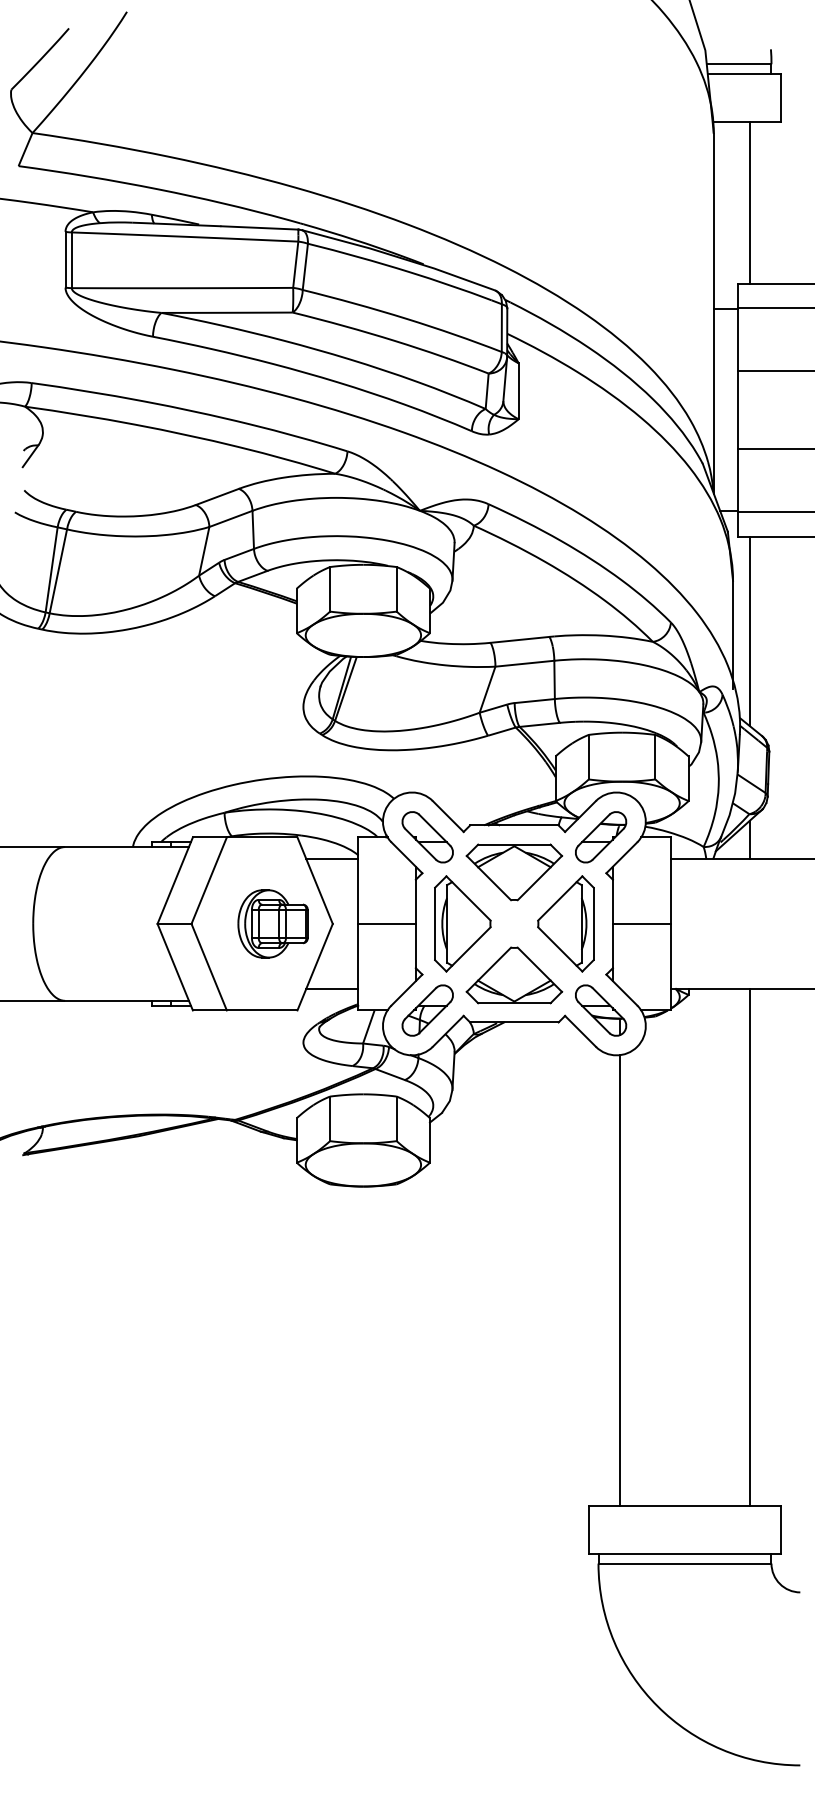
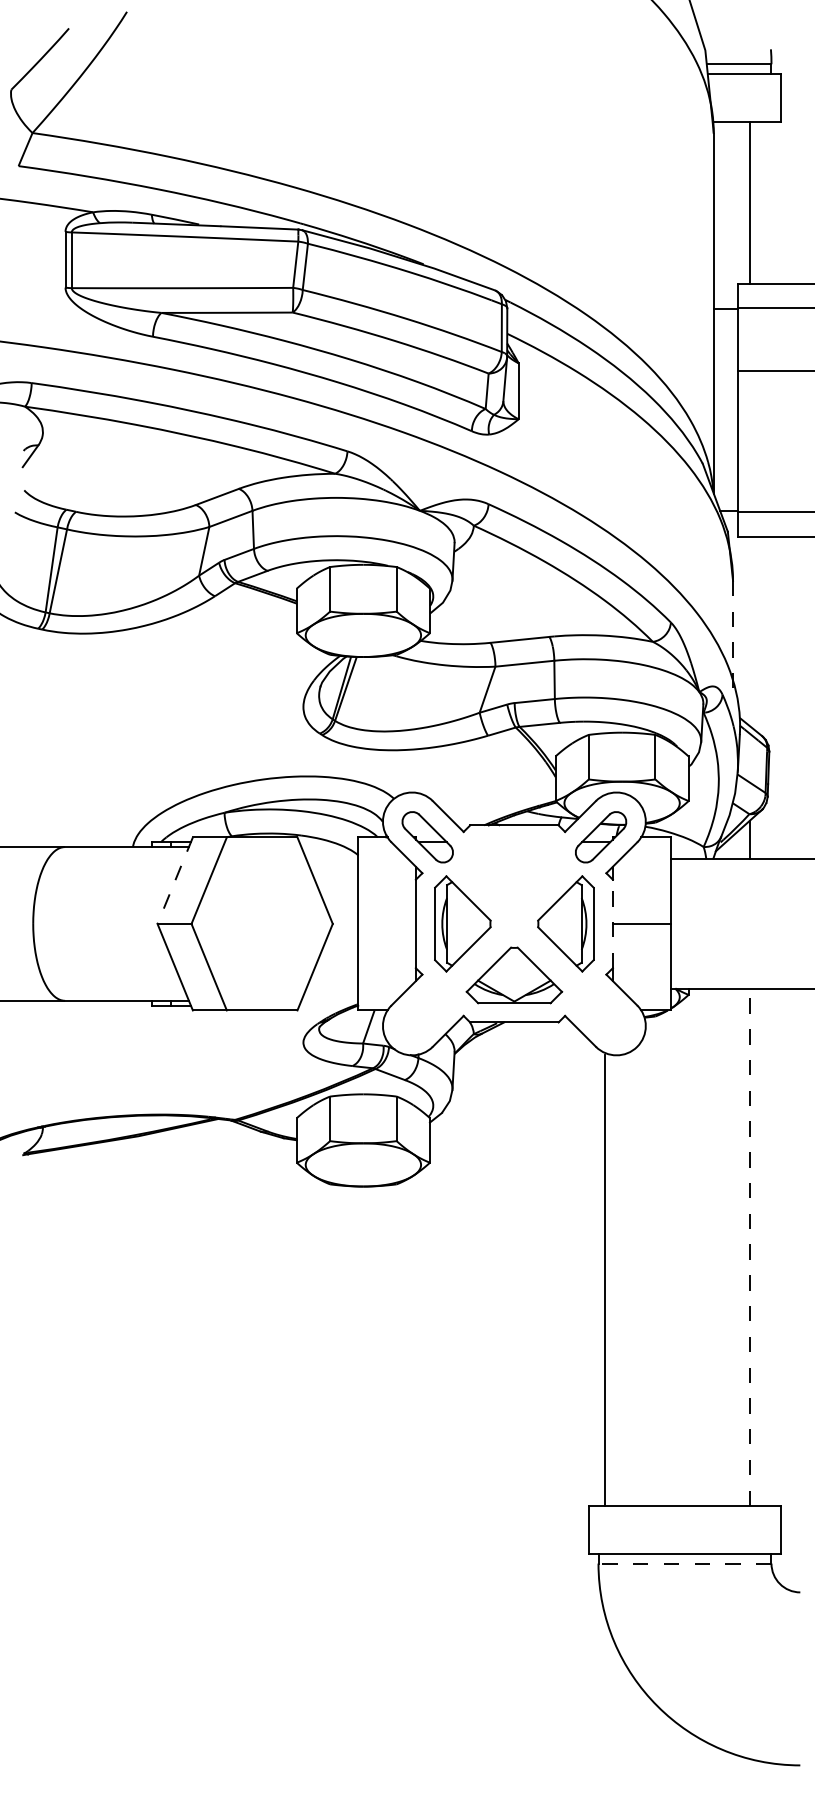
line: present -> none (774, 449)
line: present -> none (749, 630)
line: solid -> dashed (733, 634)
line: present -> none (332, 859)
part: present -> none (514, 872)
line: solid -> dashed (175, 880)
part: present -> none (272, 923)
line: present -> none (386, 923)
line: solid -> dashed (612, 923)
line: present -> none (332, 988)
part: present -> none (427, 1010)
part: present -> none (601, 1010)
line: solid -> dashed (749, 1247)
line position: (620, 1280) -> (605, 1280) (605, 1280)
line: solid -> dashed (684, 1563)
